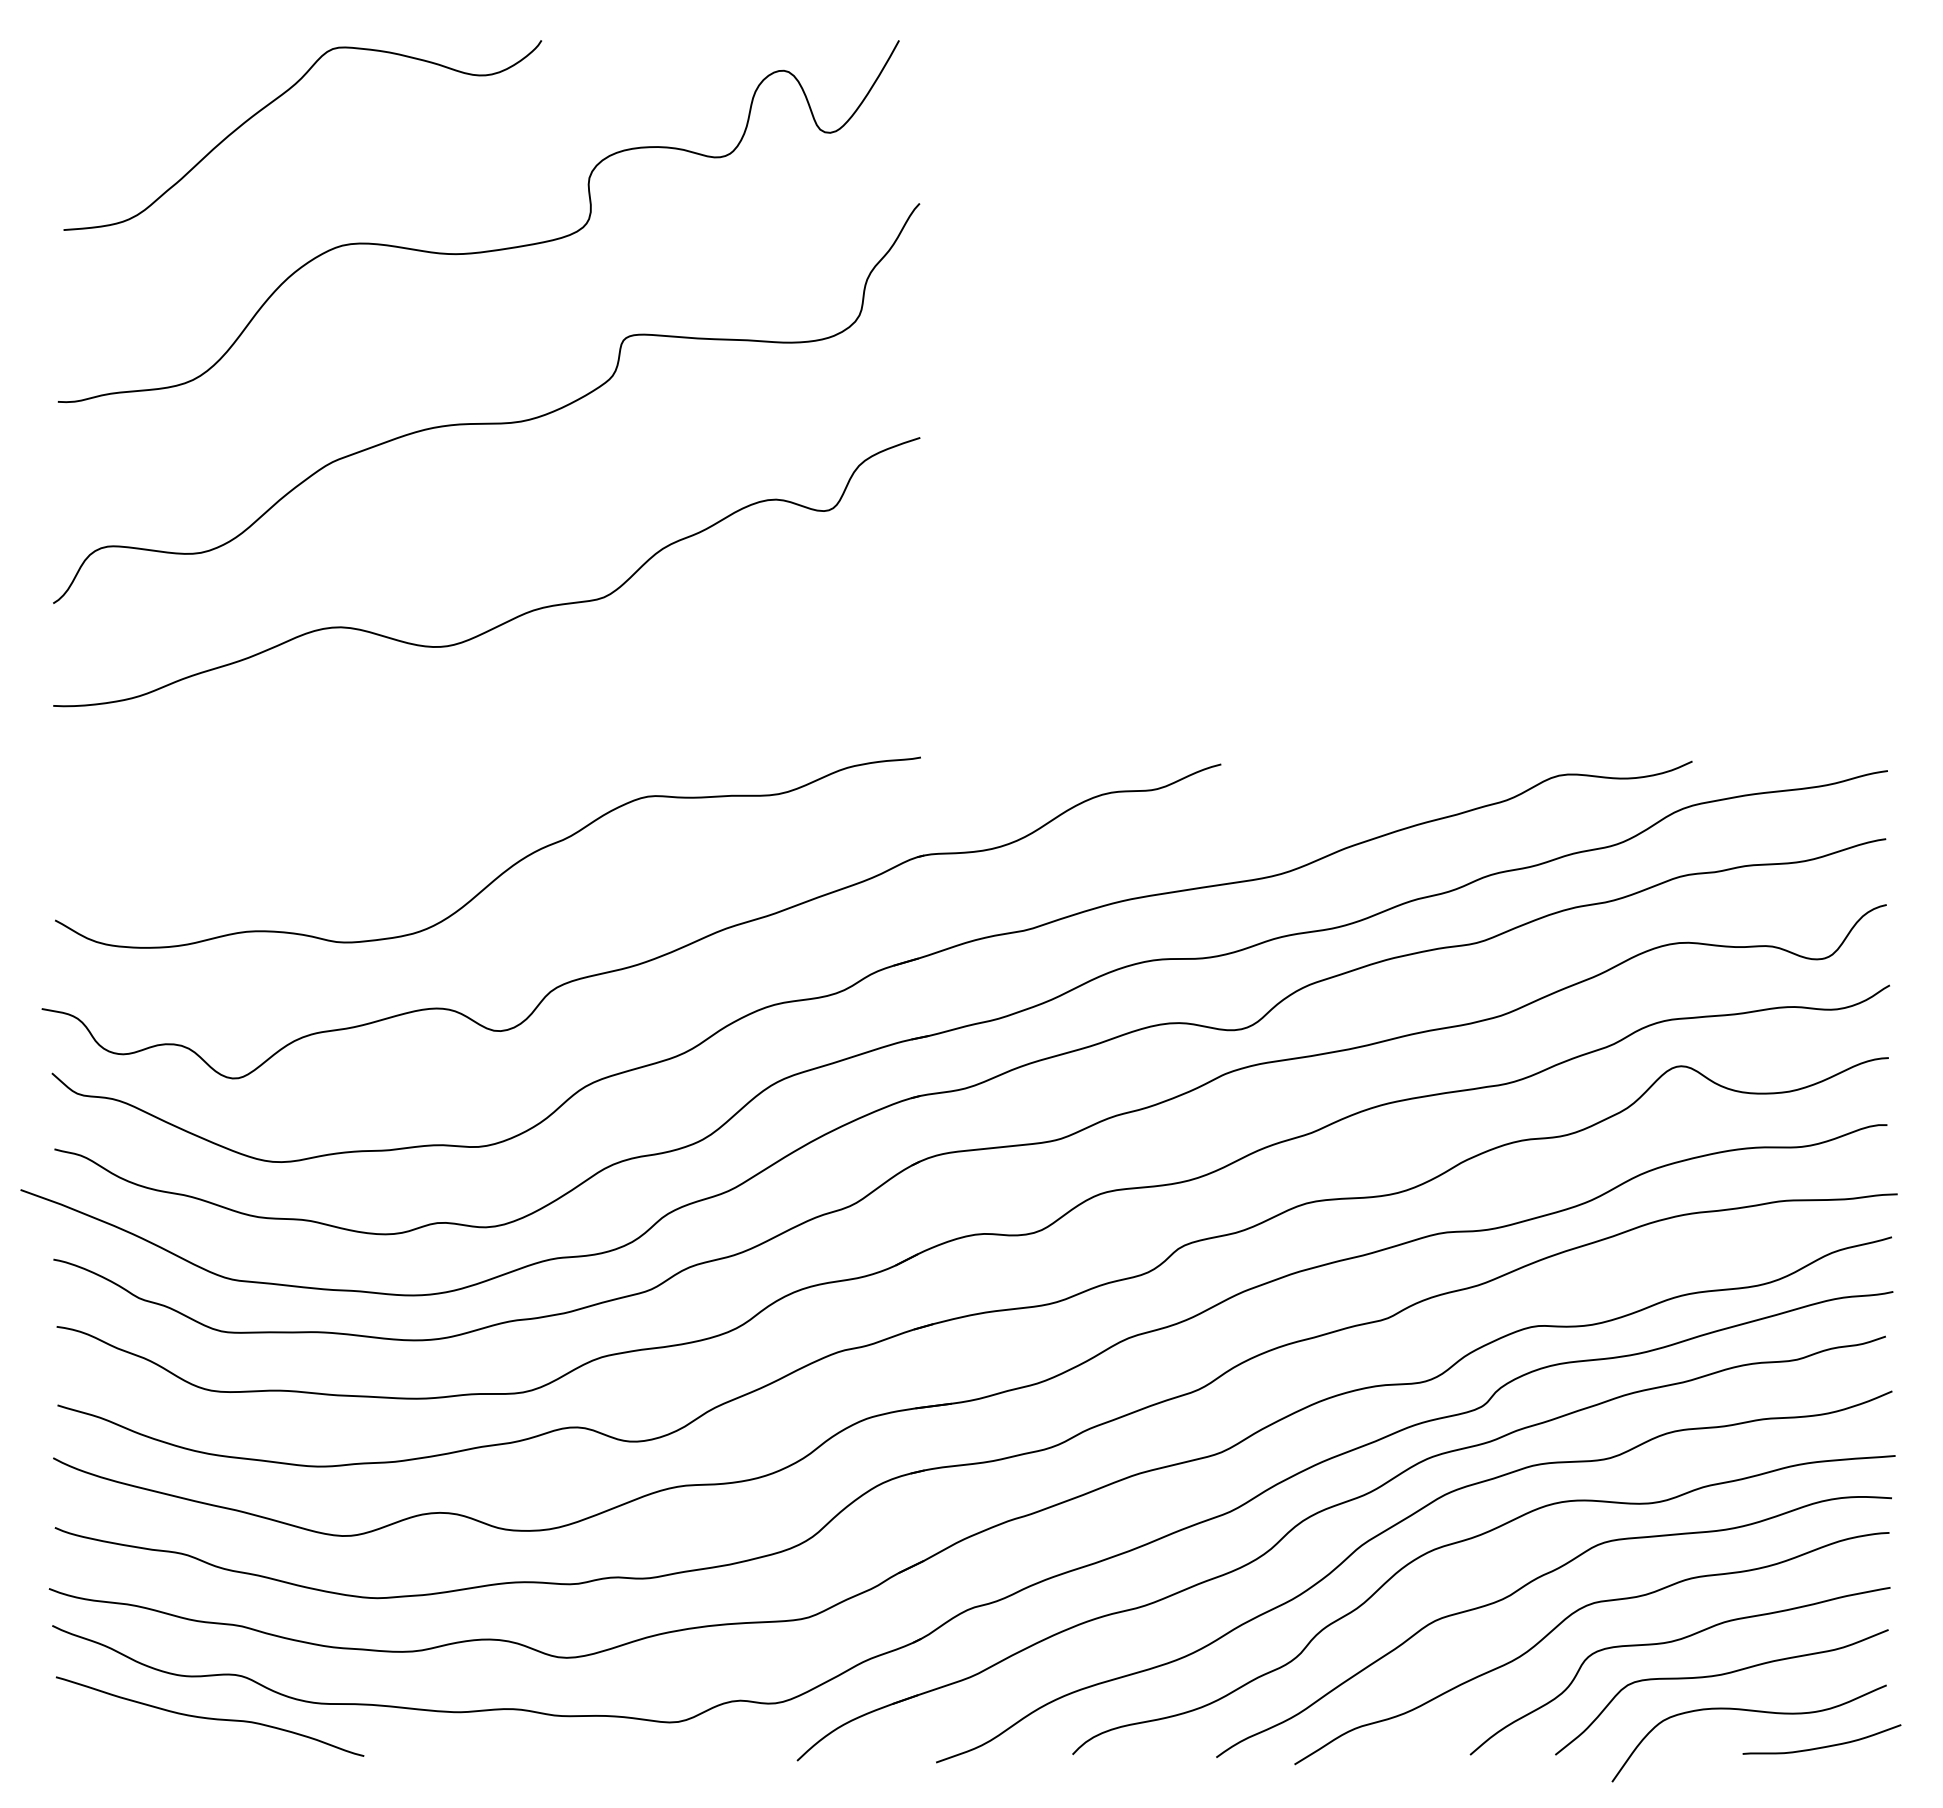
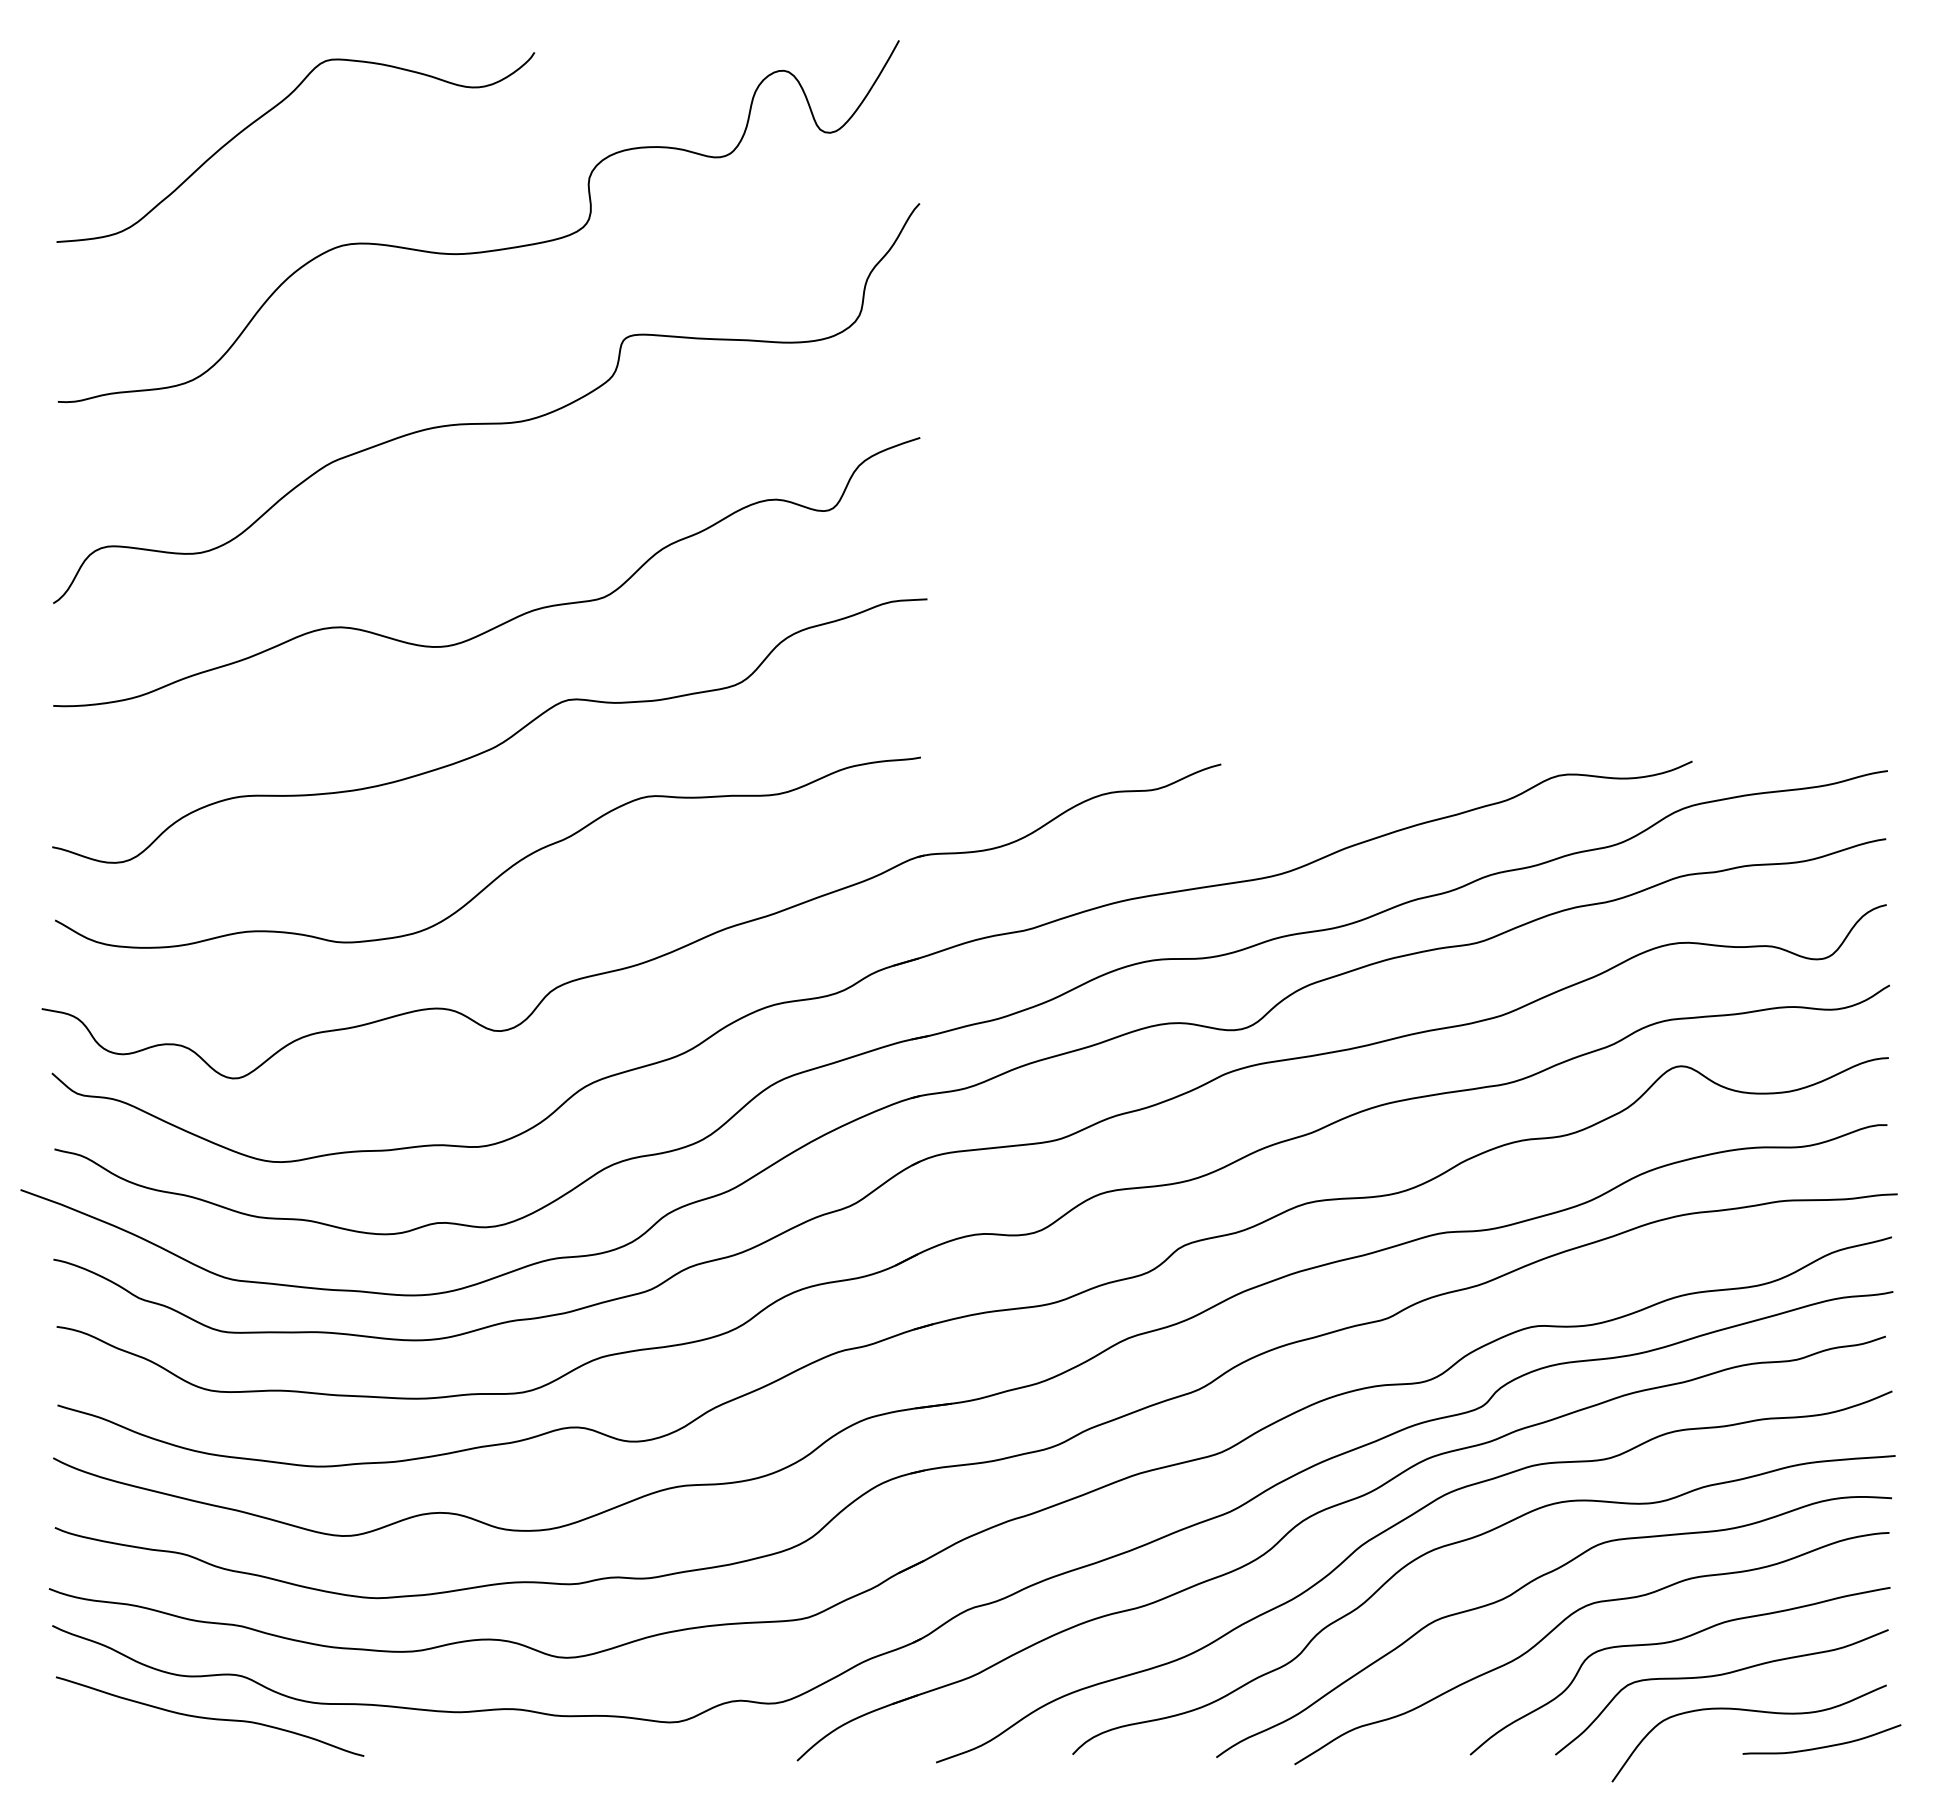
curve position: (277, 99) -> (270, 111) (270, 111)
curve: none -> present (497, 744)
